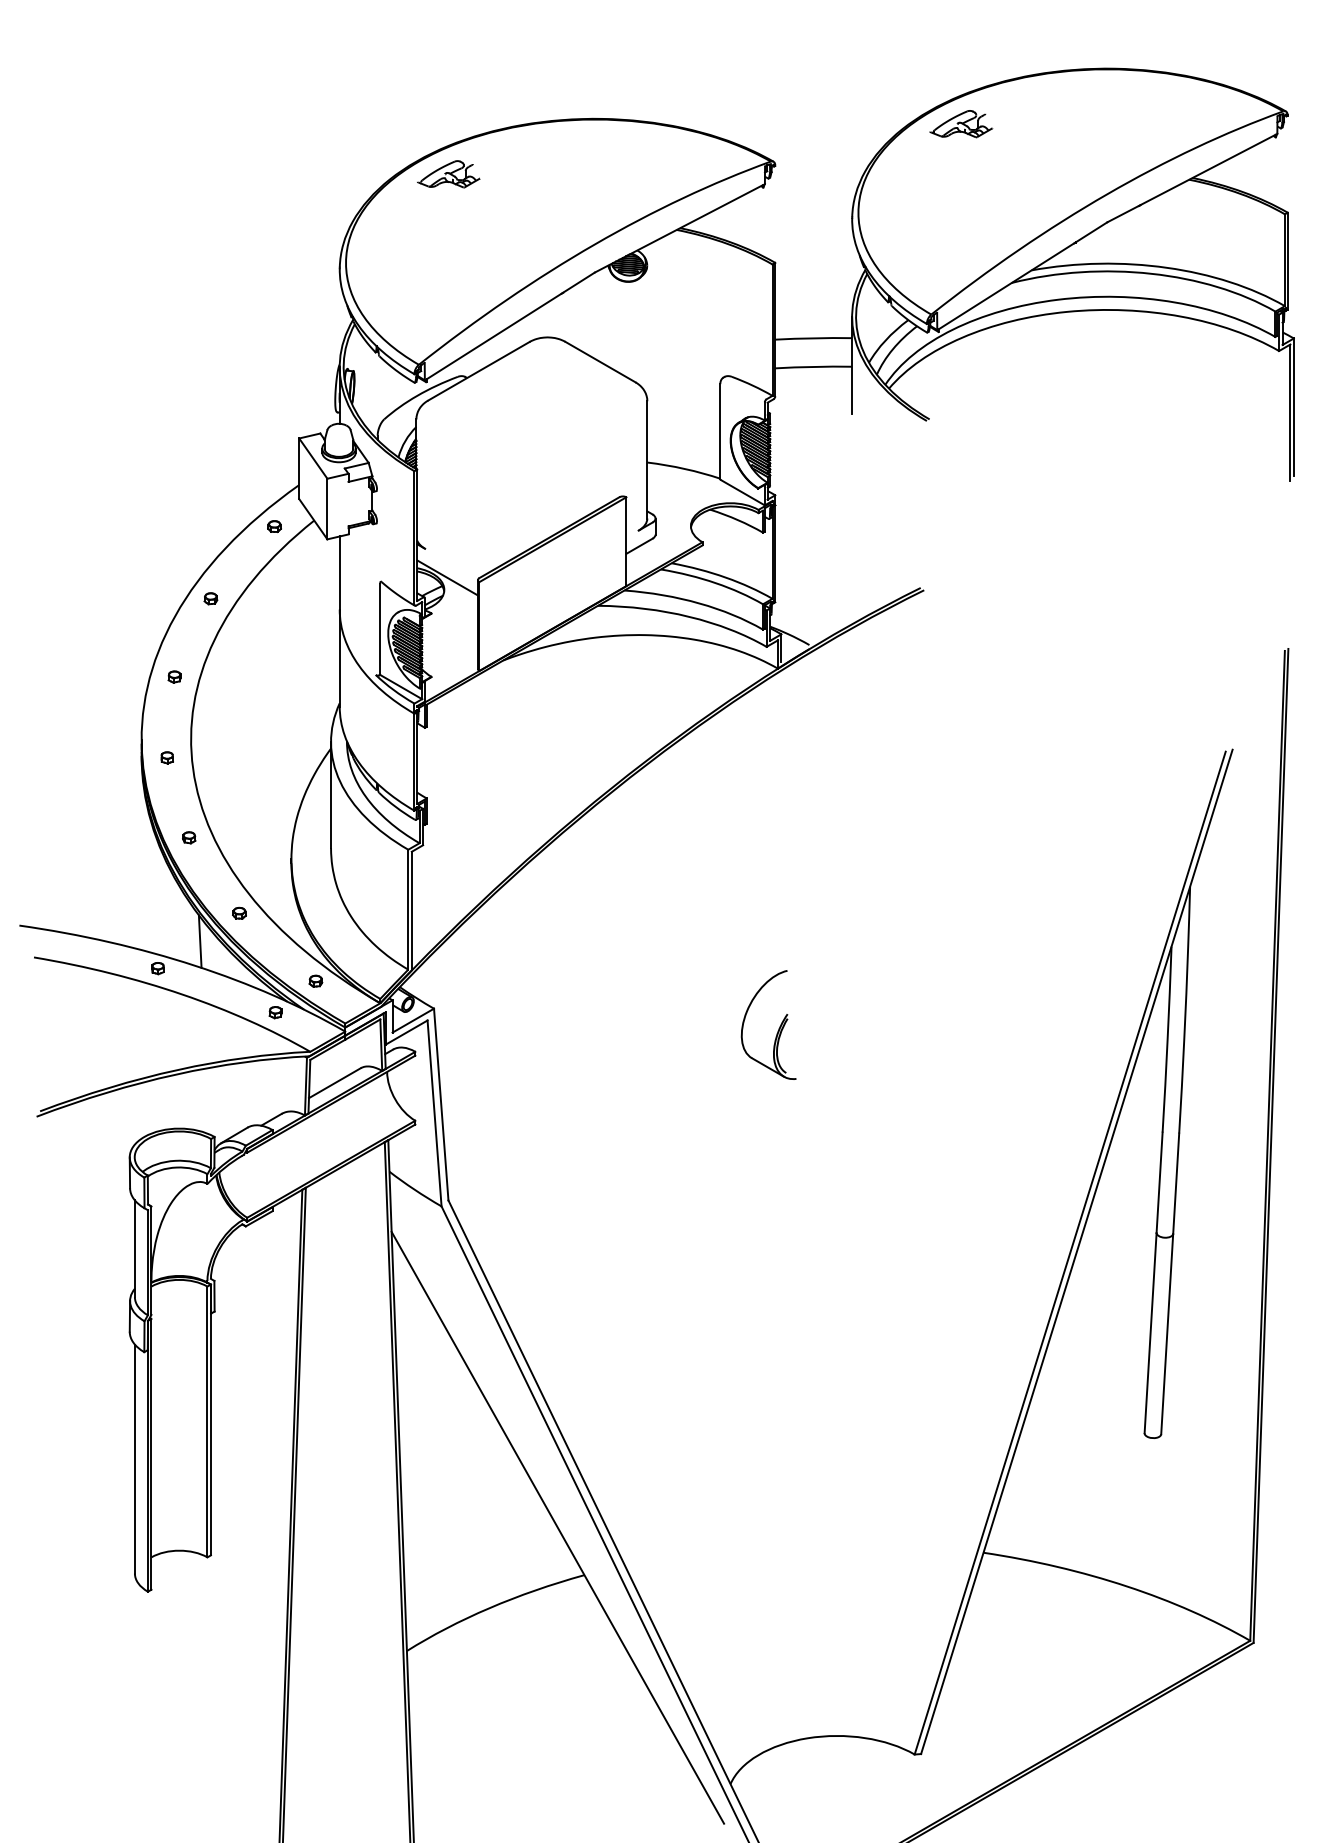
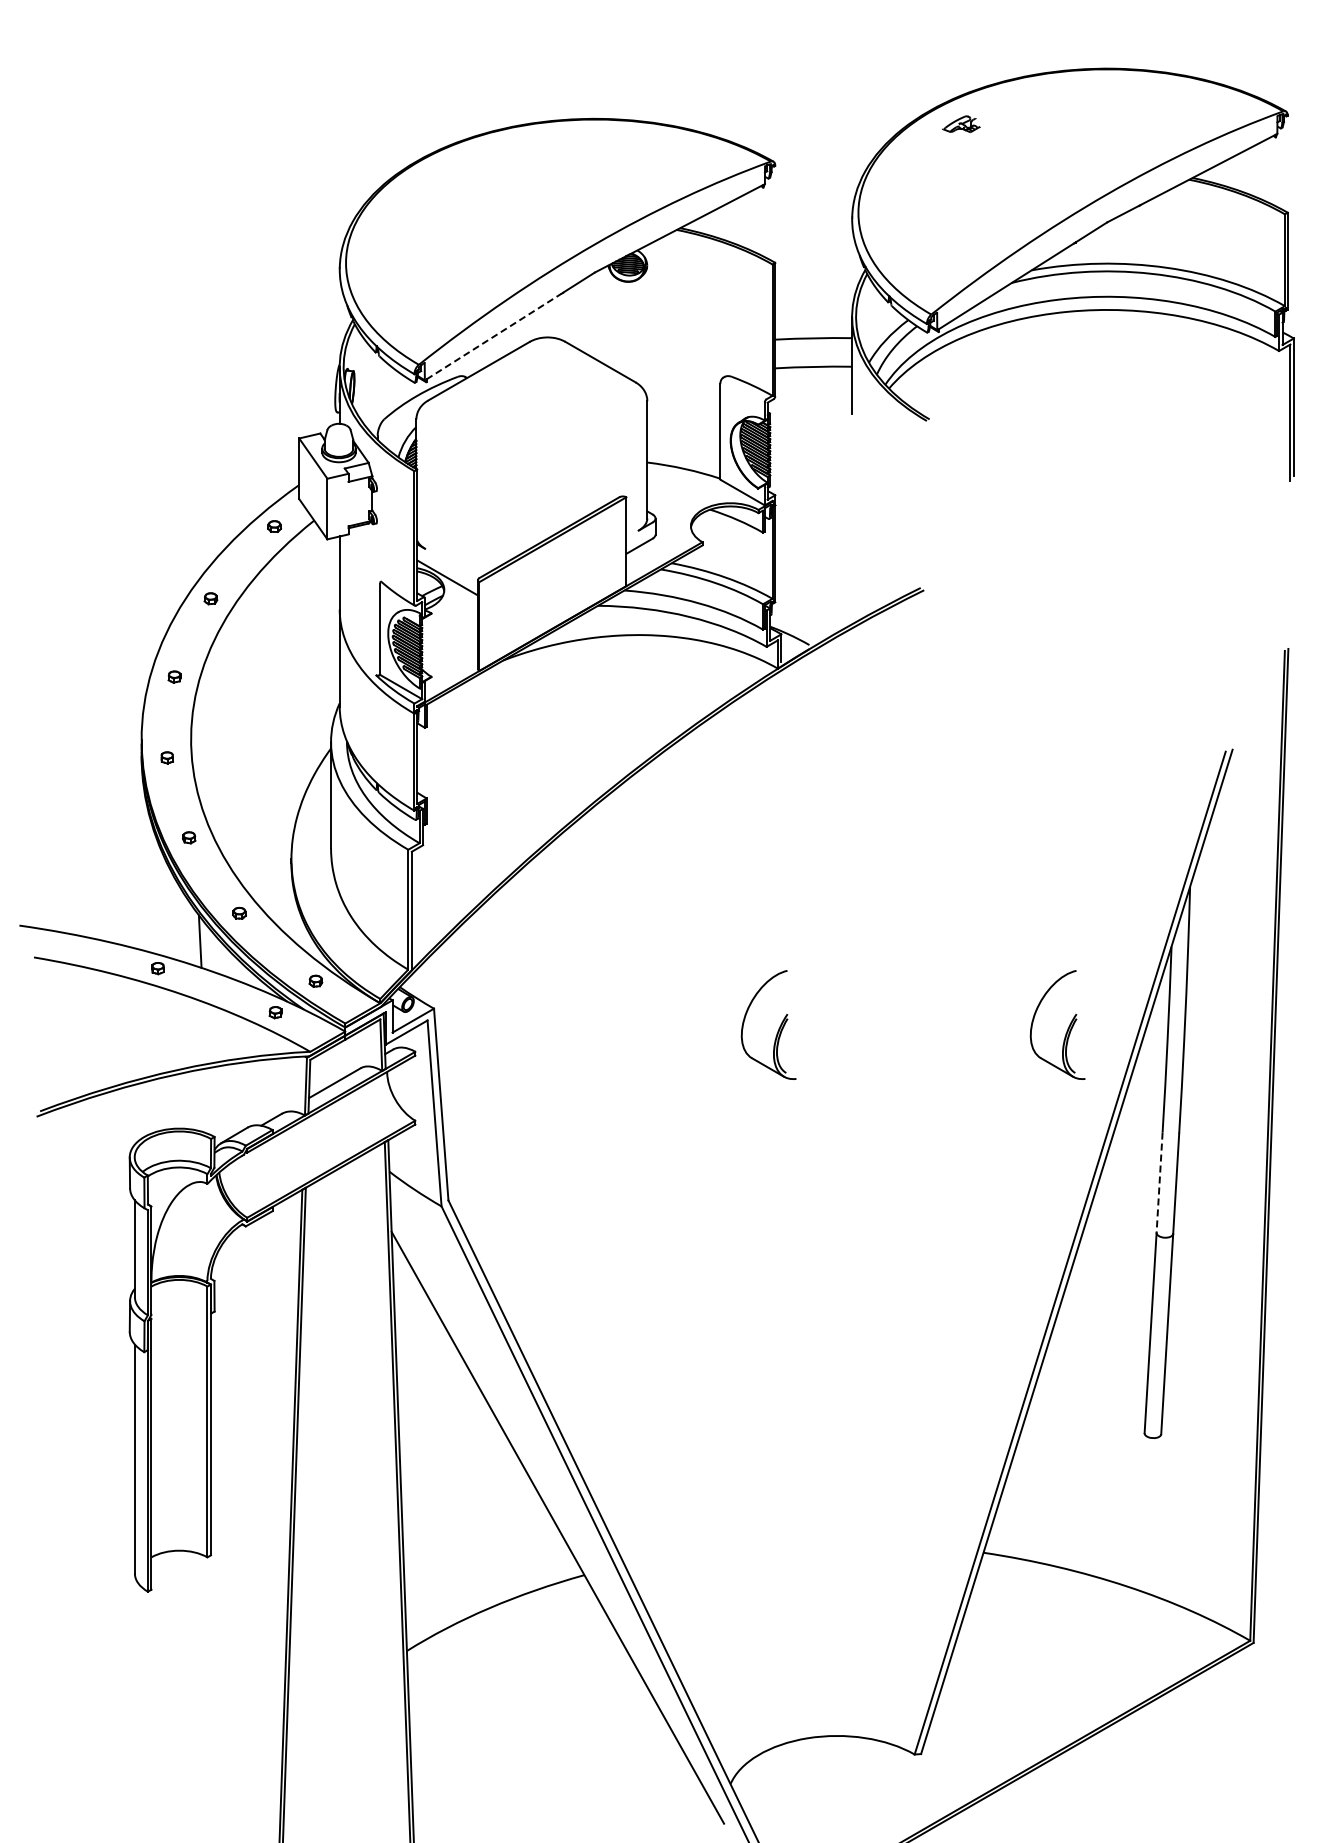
part size: 65x29 px -> 39x19 px (961, 124)
part: present -> none (448, 174)
line: solid -> dashed (494, 336)
part: none -> present (1067, 1028)
line: solid -> dashed (1159, 1183)
